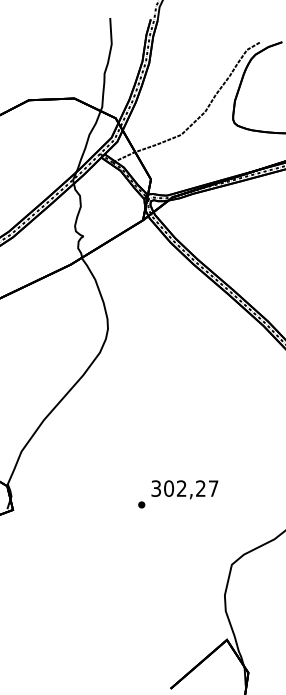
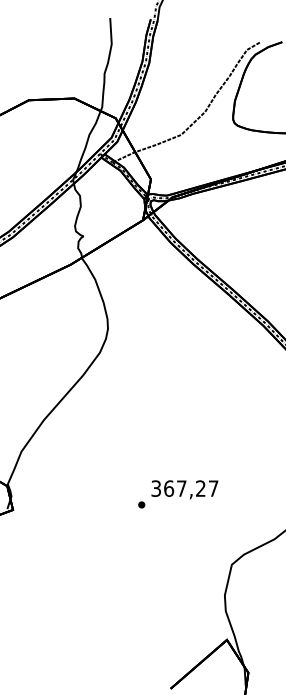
text: 302,27 -> 367,27 (175, 488)
